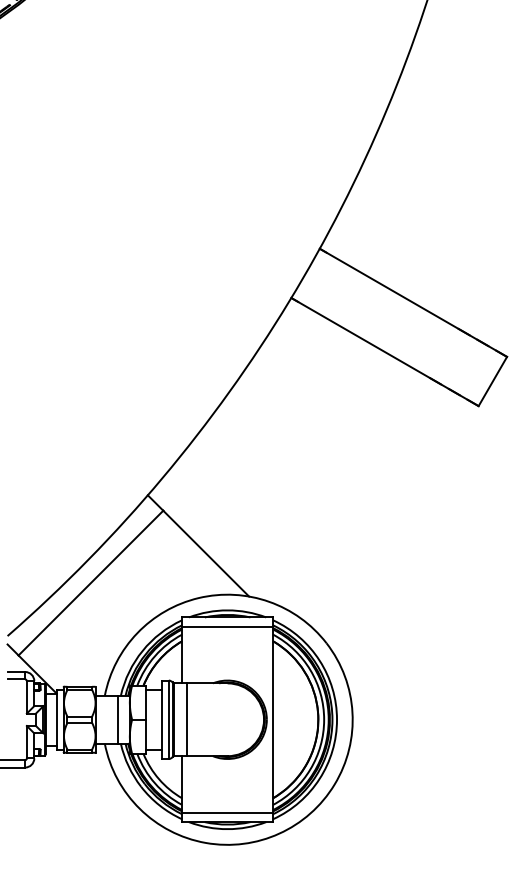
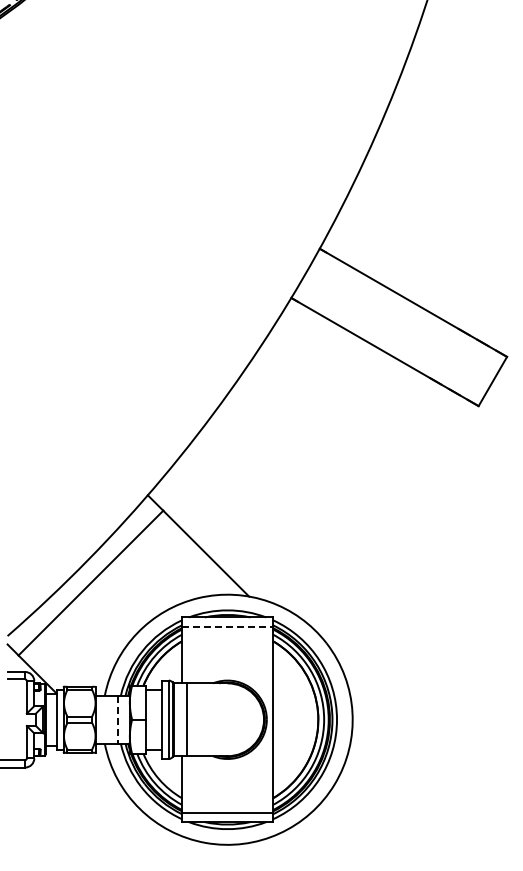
line: solid -> dashed (228, 626)
line: solid -> dashed (118, 719)
